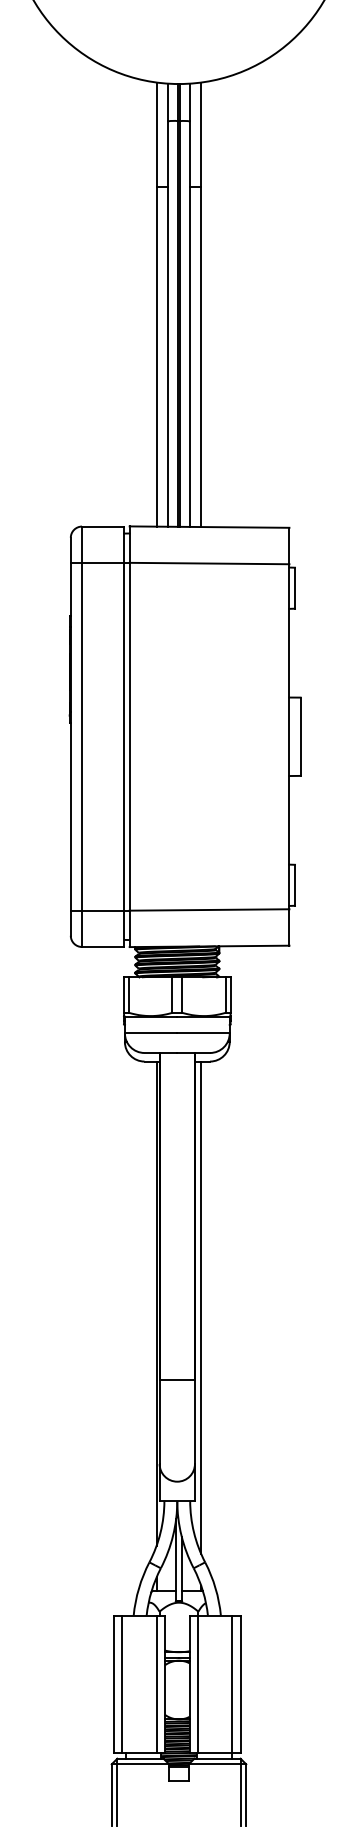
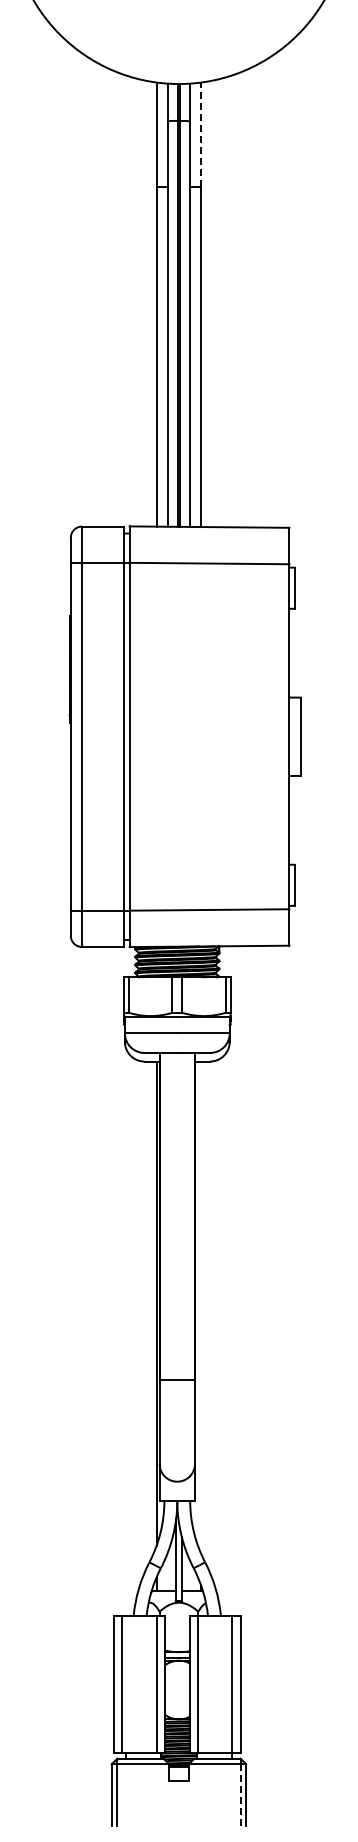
line: solid -> dashed (201, 134)
line: present -> none (201, 1307)
line: solid -> dashed (240, 1795)
